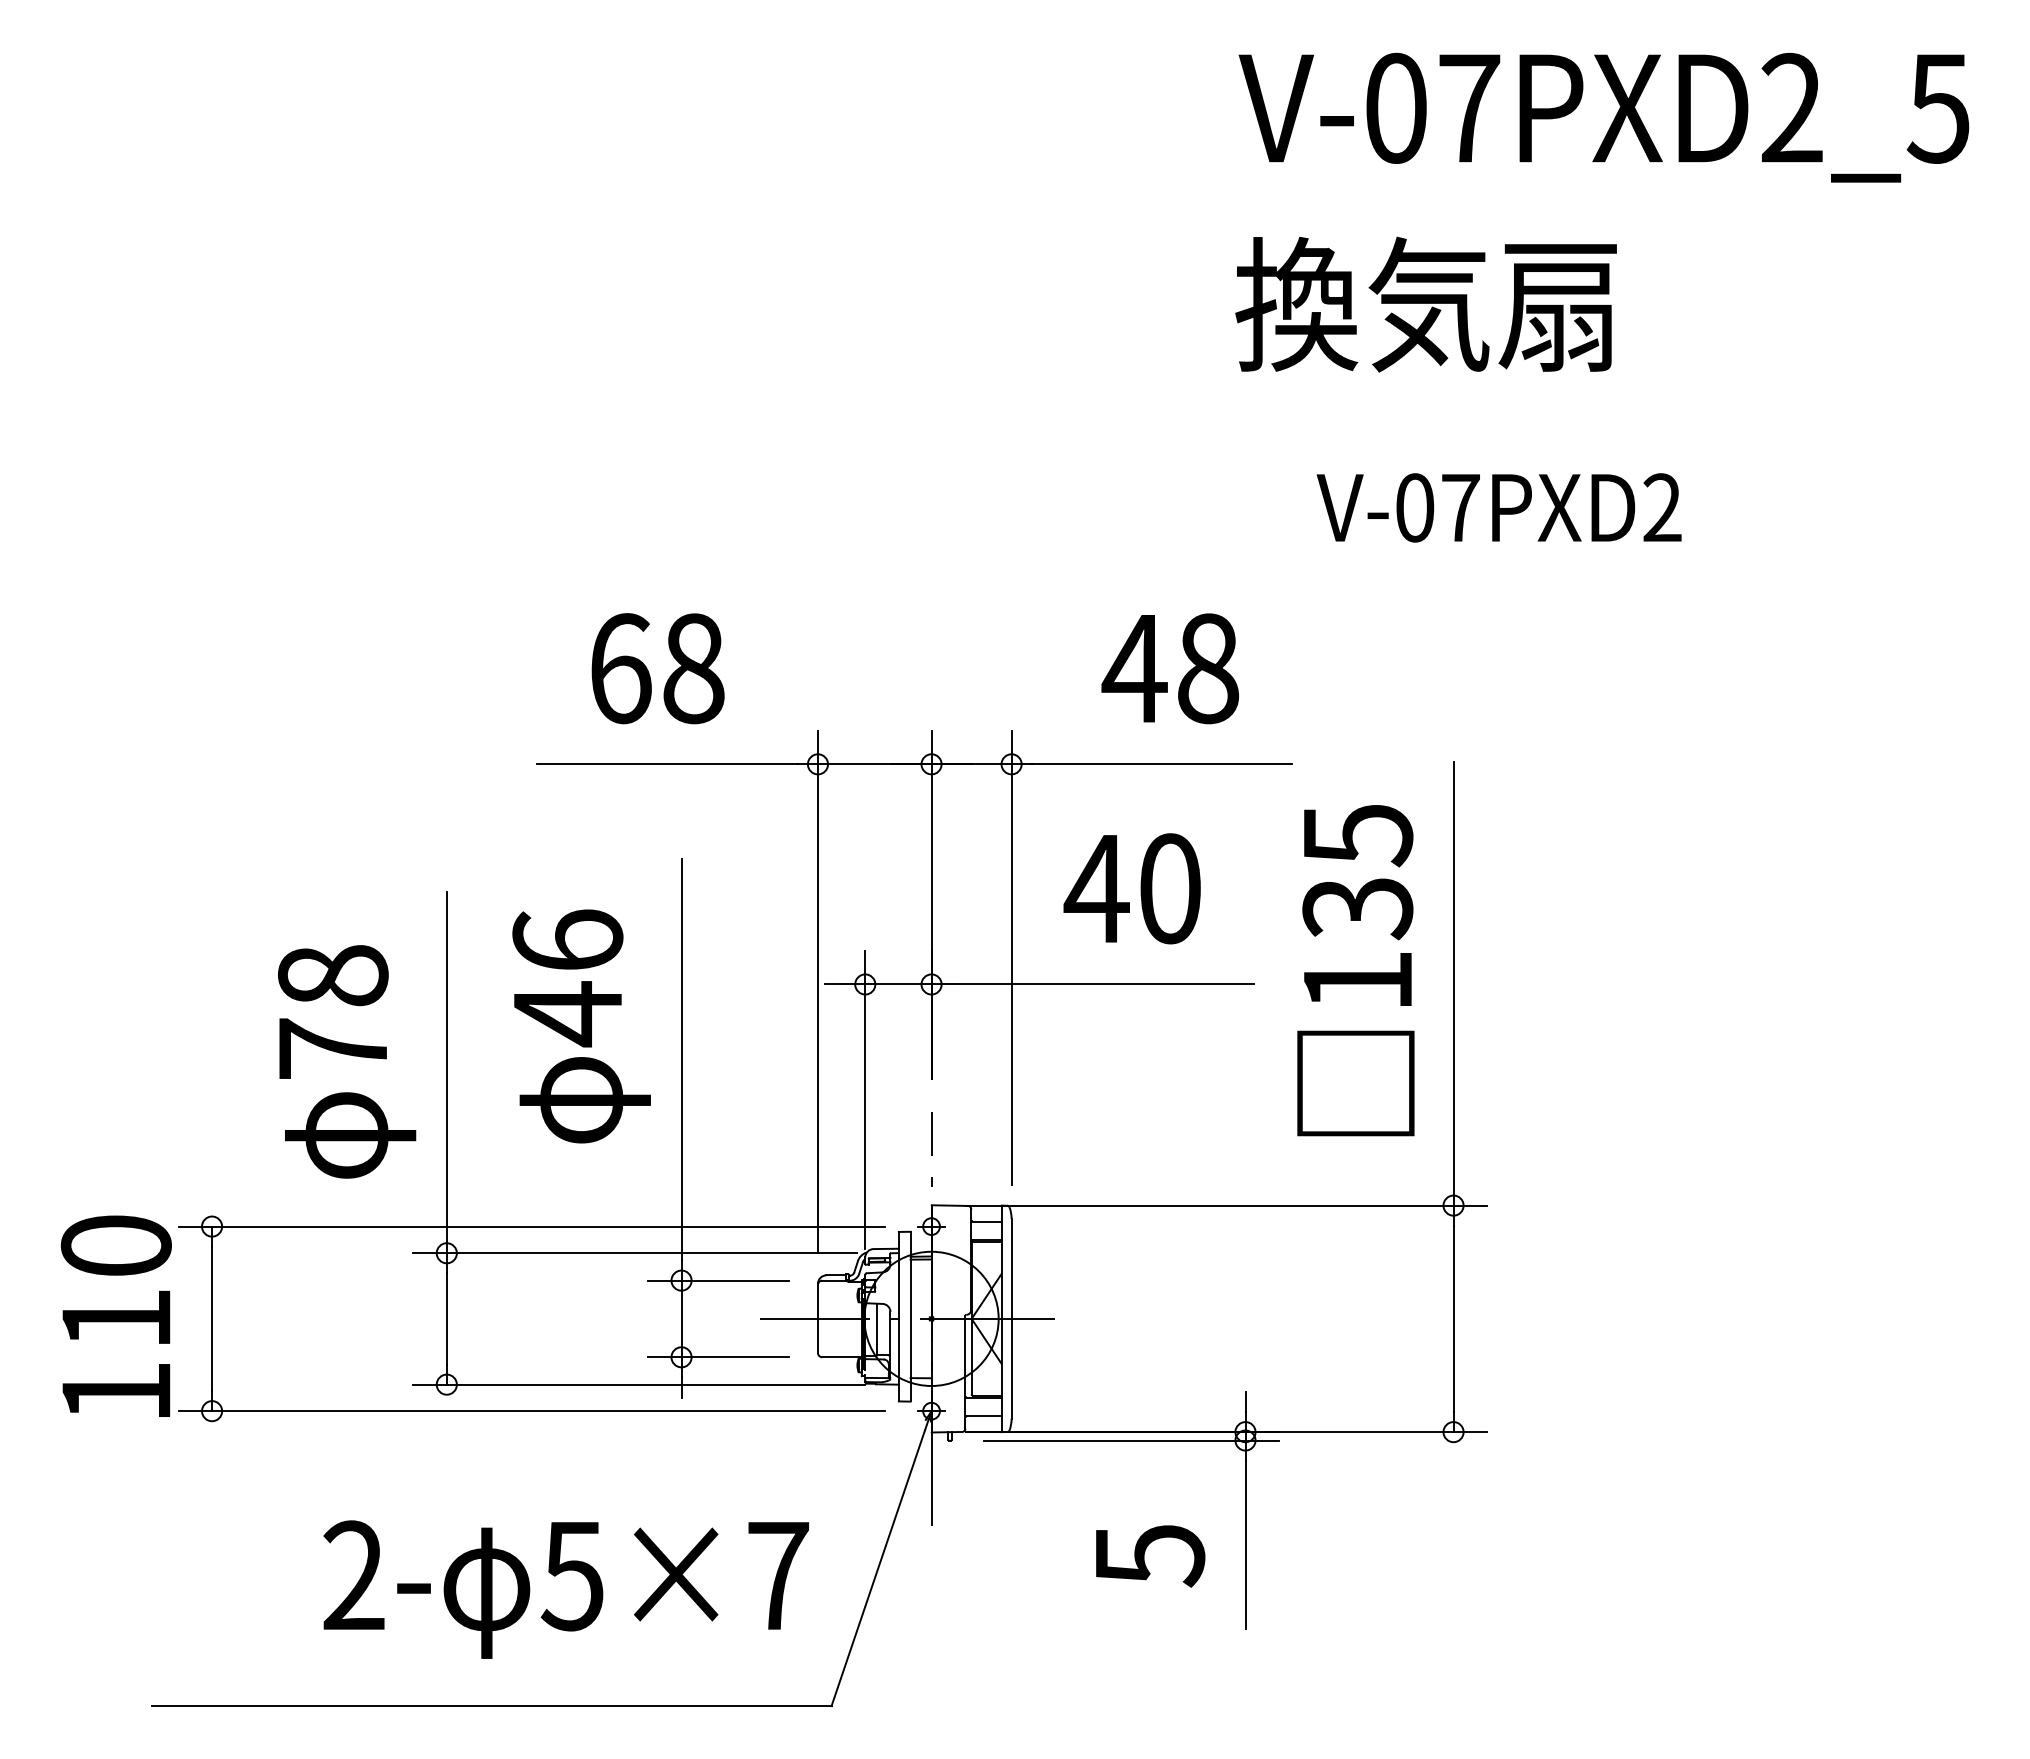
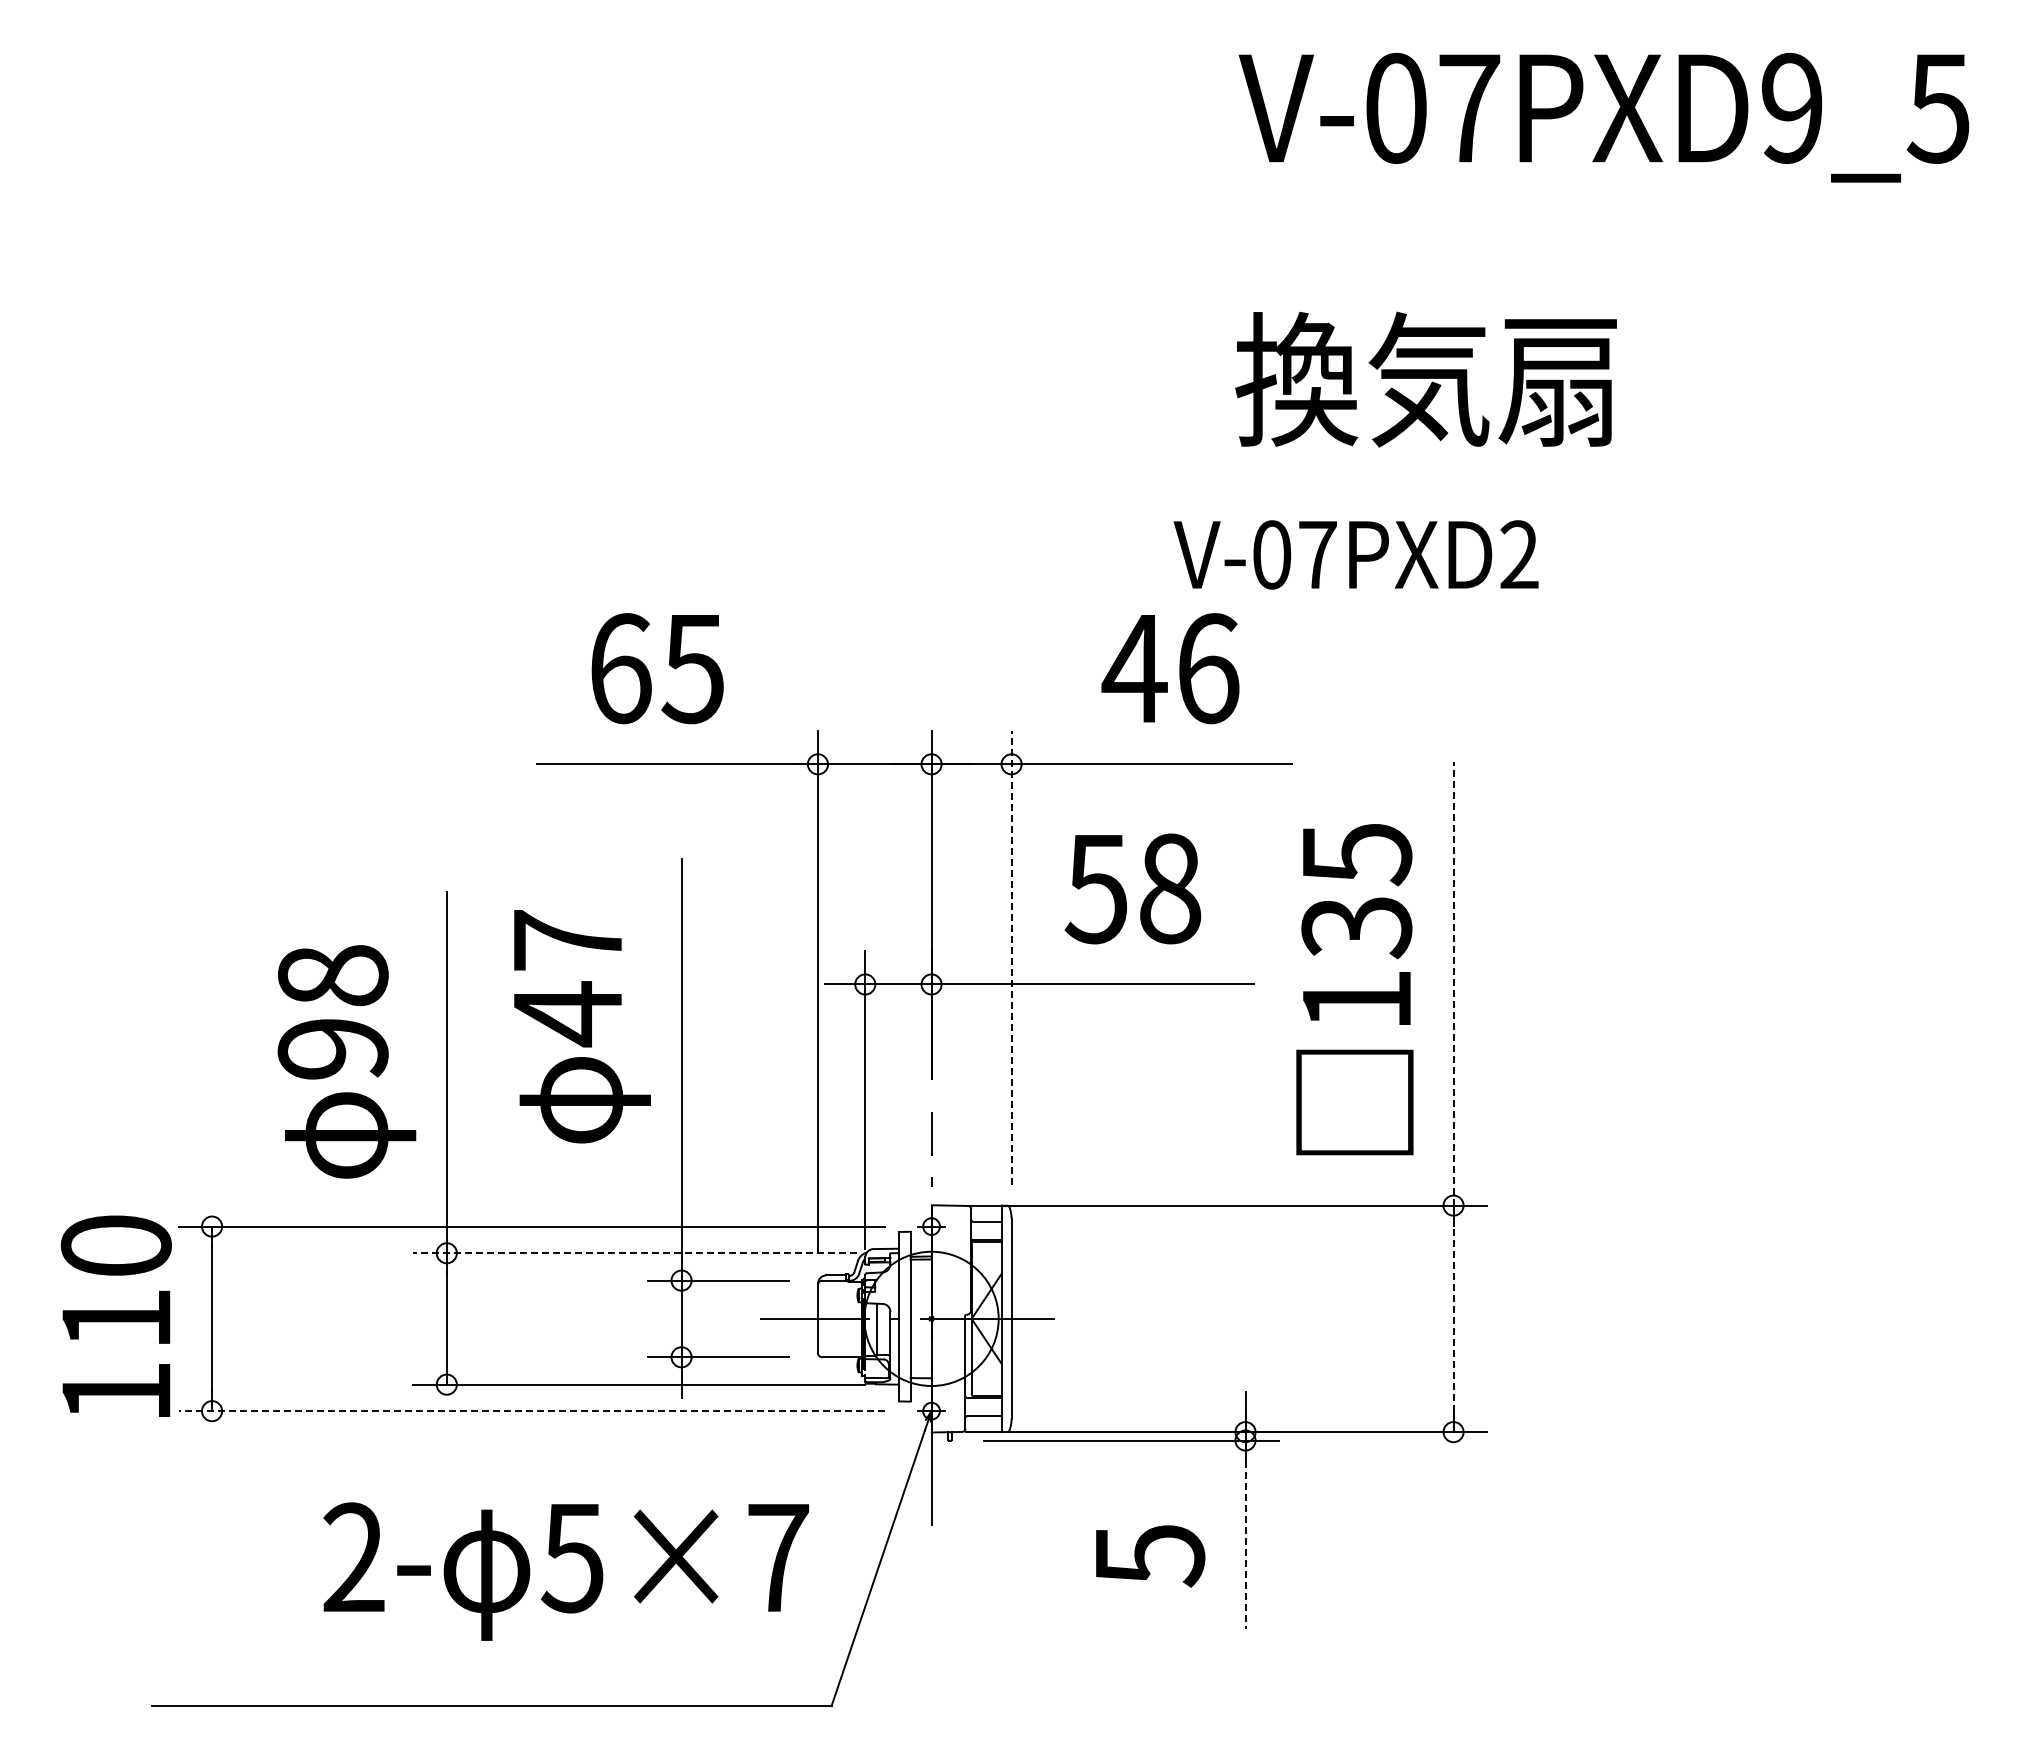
text: V-07PXD2_5 -> V-07PXD9_5 (1791, 108)
text position: (1425, 304) -> (1425, 379) (1425, 379)
text position: (1498, 507) -> (1355, 554) (1355, 554)
text: 68 -> 65 (692, 668)
text: 48 -> 46 (1208, 668)
text: 40 -> 58 (1132, 888)
text: 46 -> 47 (567, 939)
line: solid -> dashed (1011, 957)
text position: (1355, 970) -> (1354, 989) (1354, 989)
line: solid -> dashed (1453, 983)
text: 78 -> 98 (332, 1048)
line: solid -> dashed (634, 1253)
line: solid -> dashed (1453, 1318)
line: solid -> dashed (531, 1411)
line: solid -> dashed (1245, 1545)
text position: (565, 1589) -> (565, 1571) (565, 1571)
